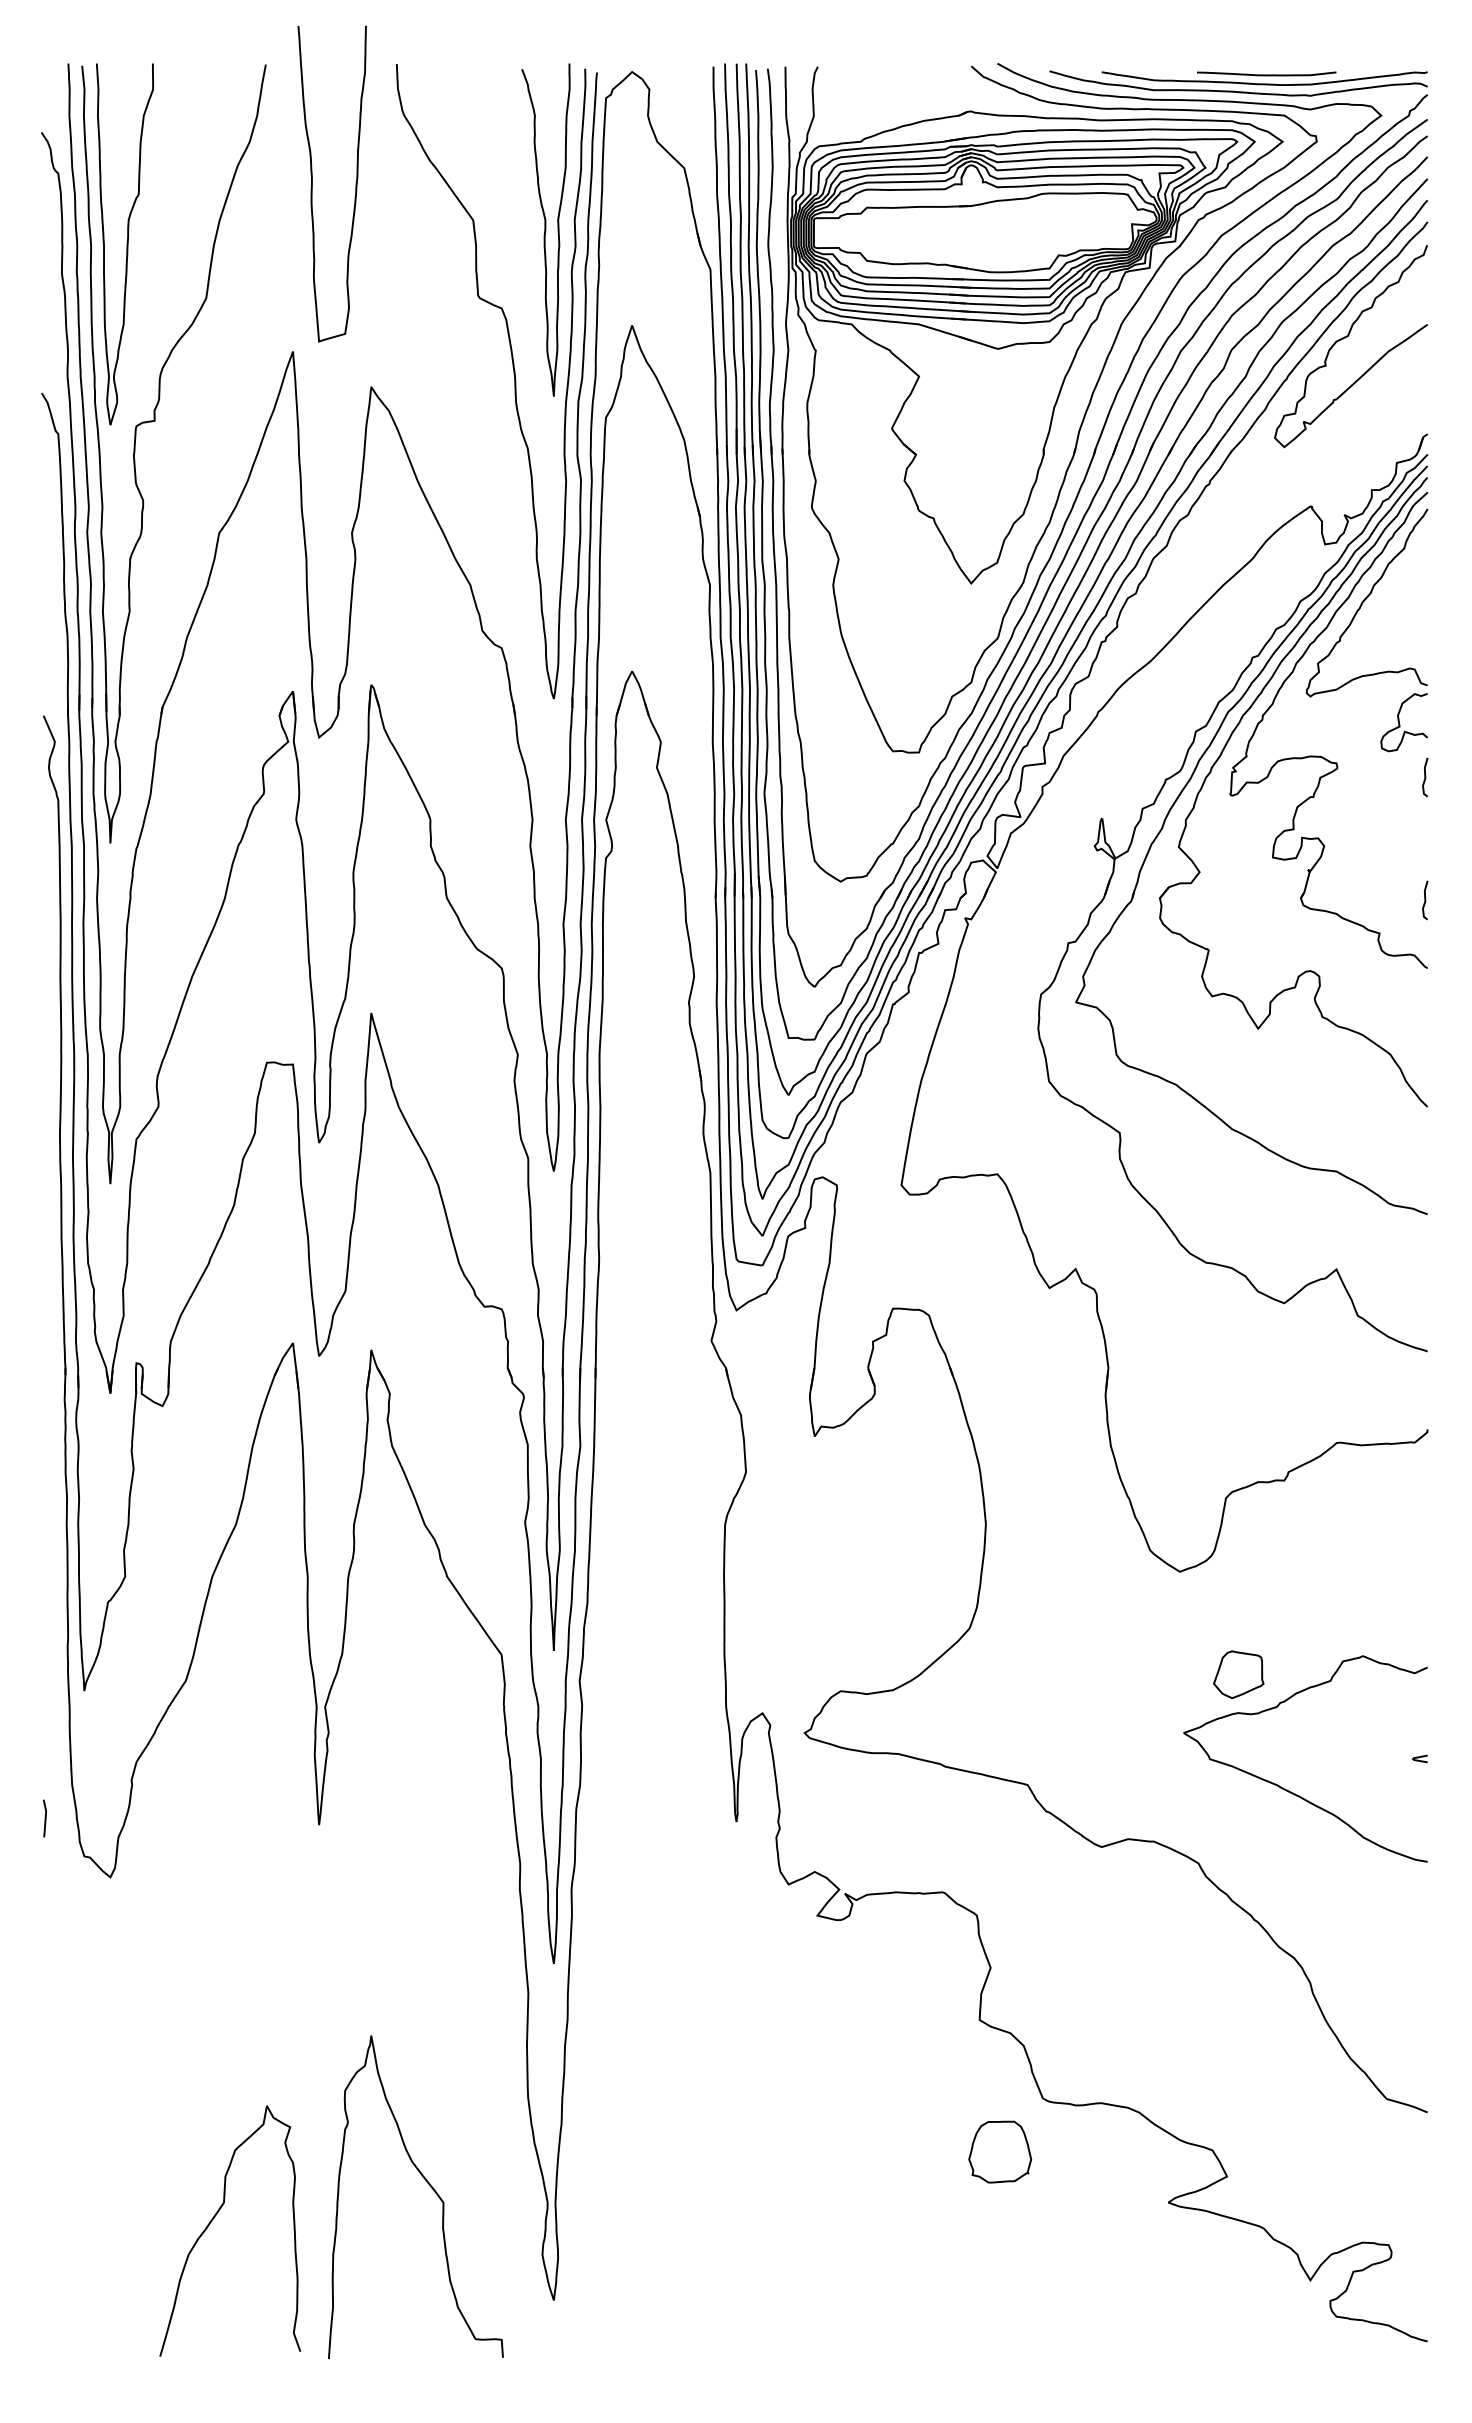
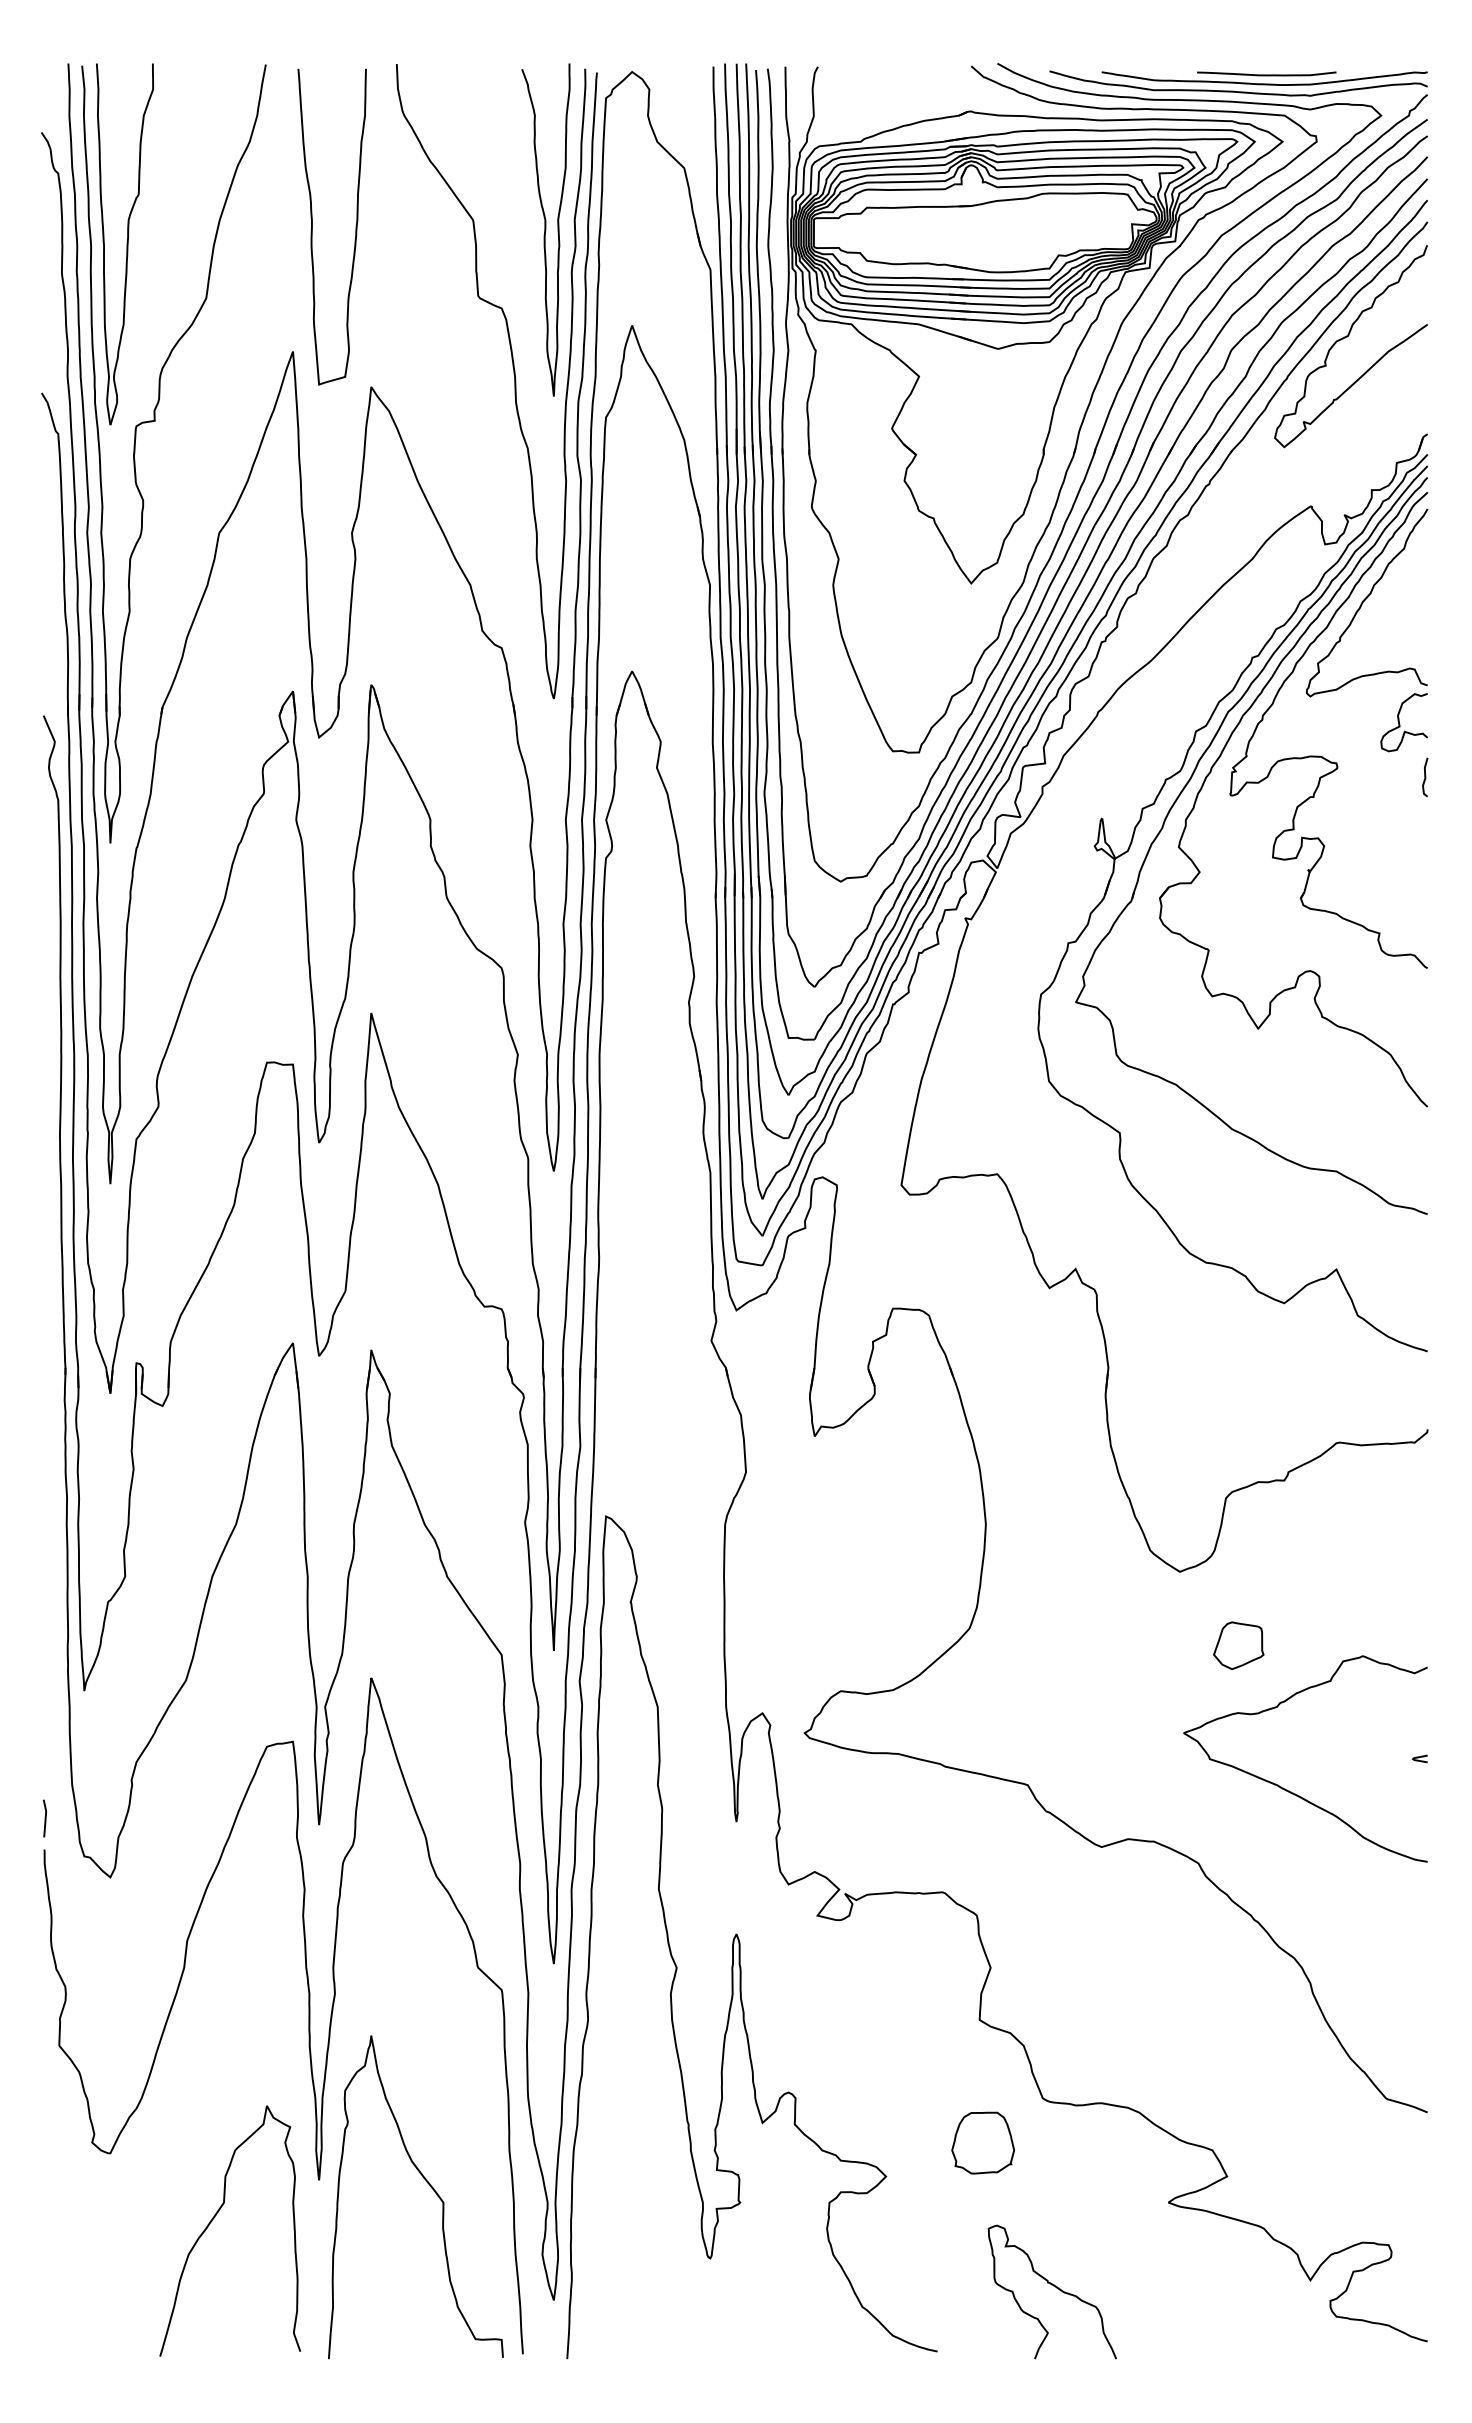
curve position: (312, 183) -> (312, 226) (312, 226)
curve: present -> none (1425, 900)
part position: (1238, 1674) -> (1238, 1645) (1238, 1645)
part: none -> present (739, 1938)
curve: none -> present (308, 2015)
part position: (1000, 2151) -> (983, 2142) (983, 2142)
curve: none -> present (1053, 2286)
